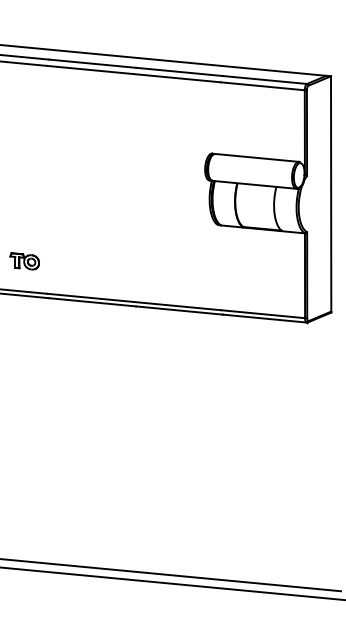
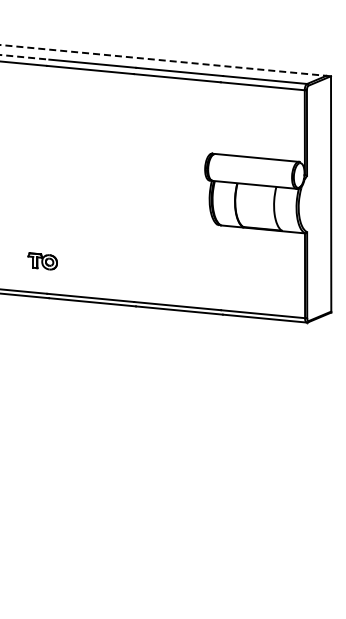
line: solid -> dashed (25, 57)
line: solid -> dashed (166, 60)
part position: (24, 261) -> (42, 261) (42, 261)
line: present -> none (171, 575)
line: present -> none (172, 583)
